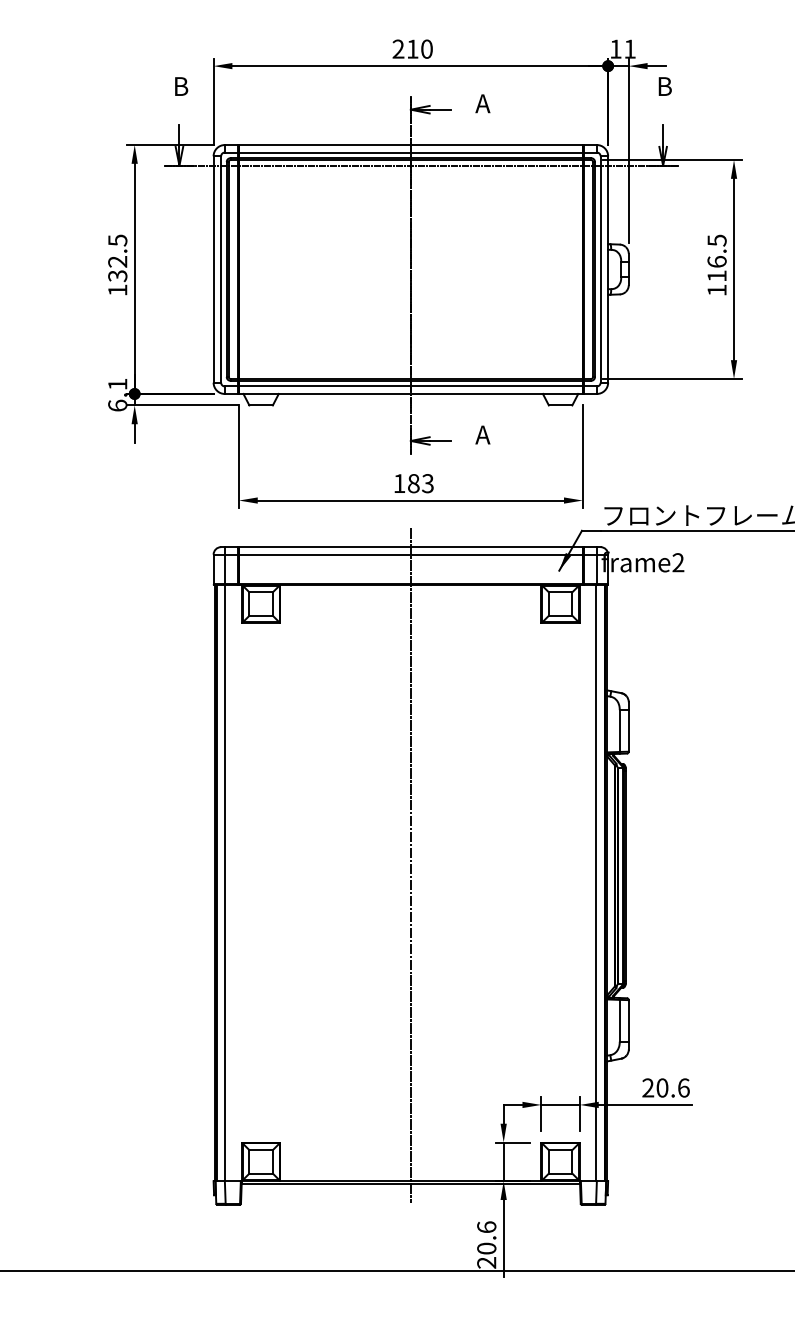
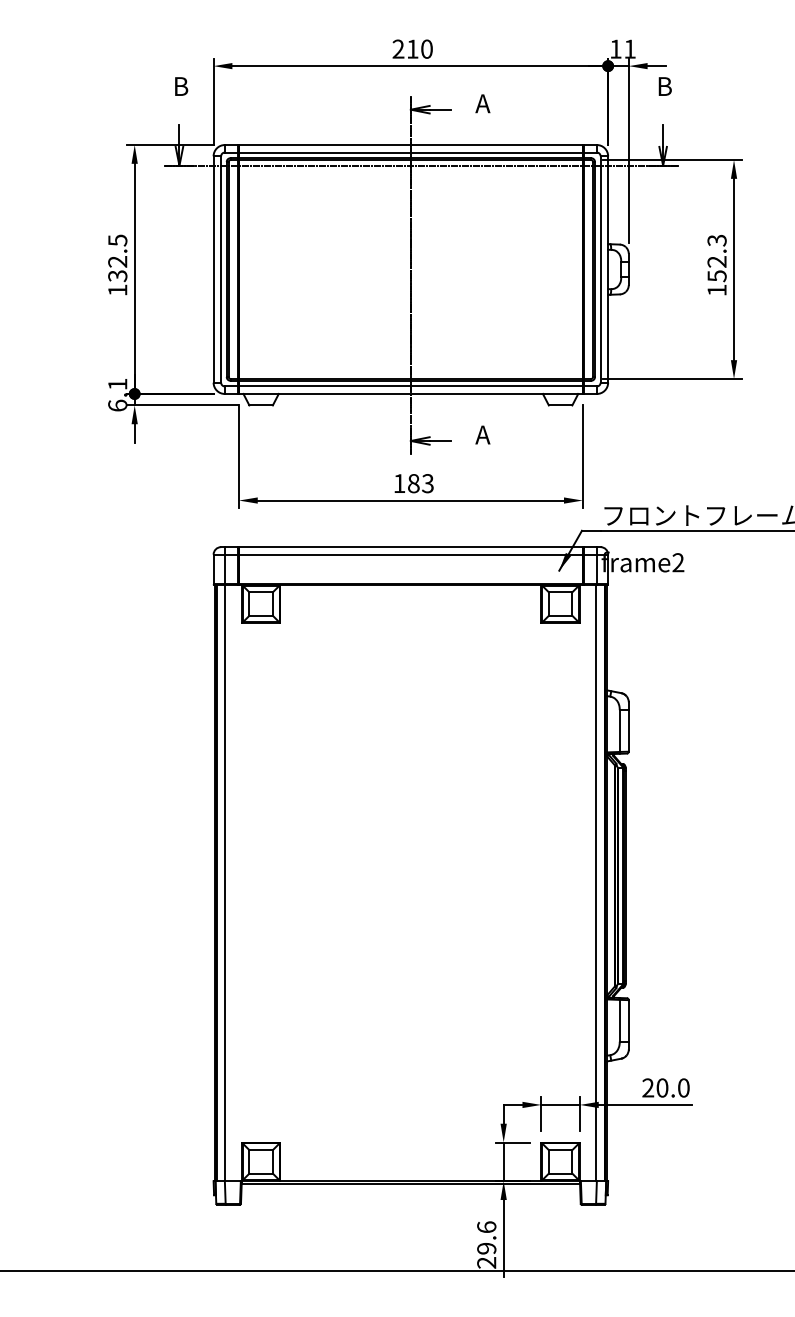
text: 116.5 -> 152.3 (716, 258)
line: present -> none (410, 865)
text: 20.6 -> 20.0 (683, 1087)
text: 20.6 -> 29.6 (486, 1248)
